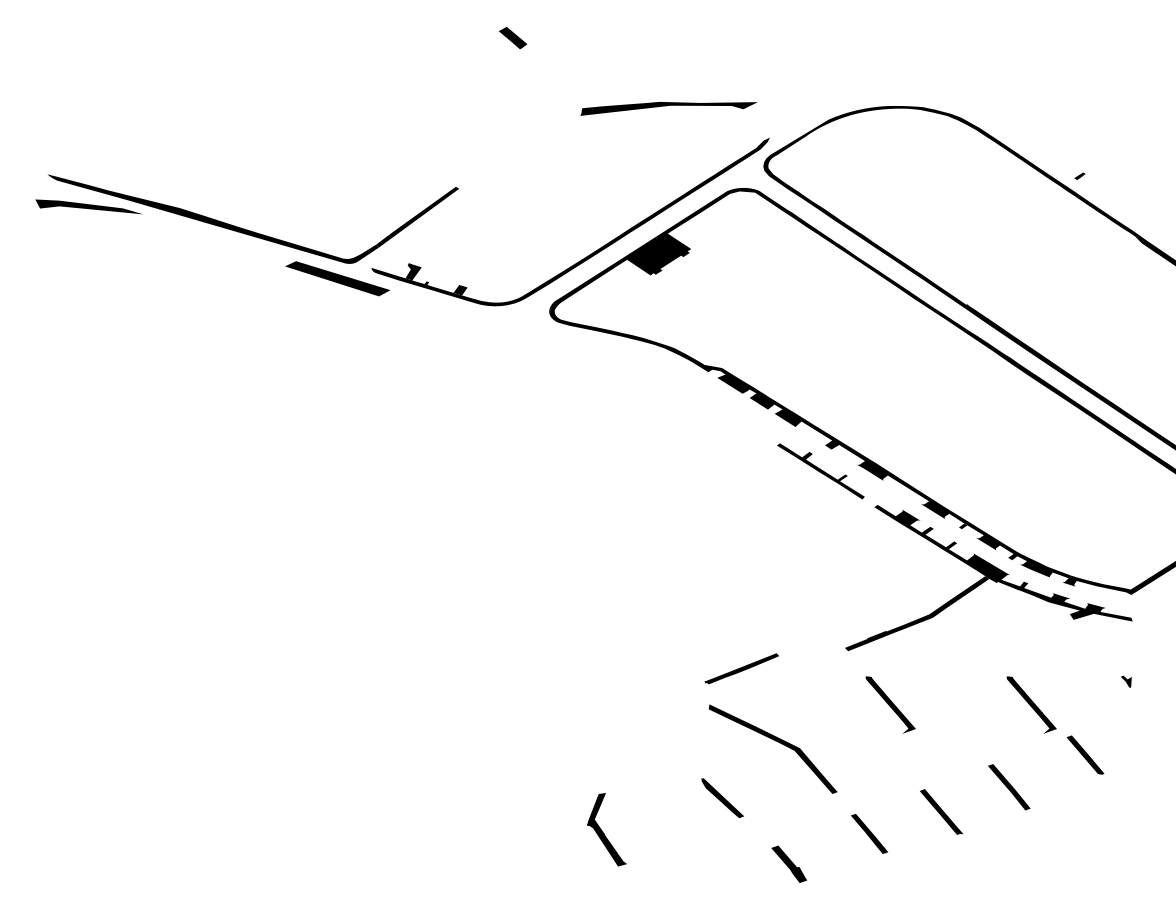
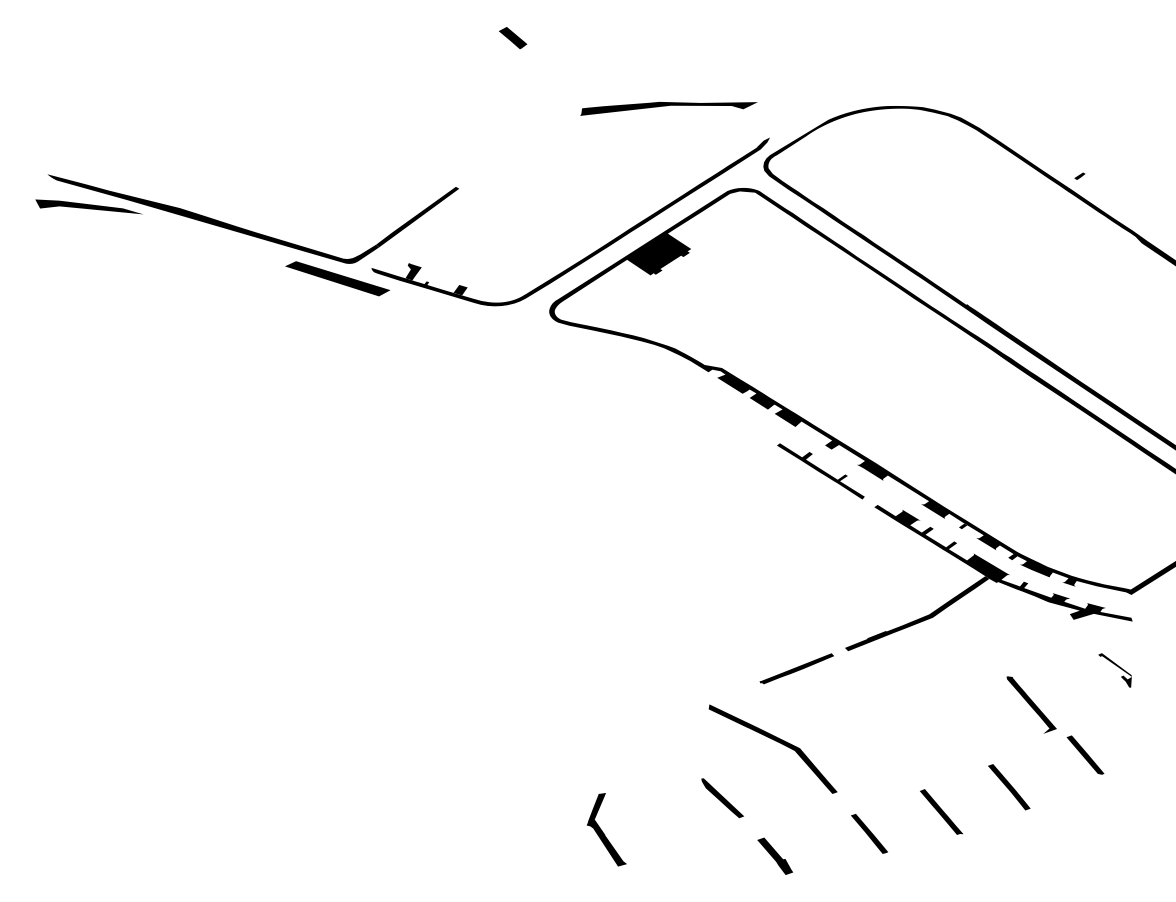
fill: none -> present (1114, 664)
part position: (741, 668) -> (796, 668) (796, 668)
part: present -> none (890, 704)
part position: (788, 863) -> (774, 855) (774, 855)
